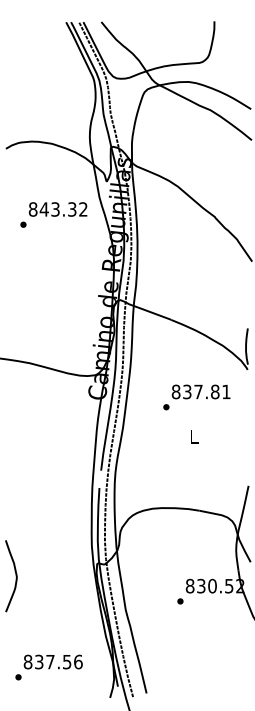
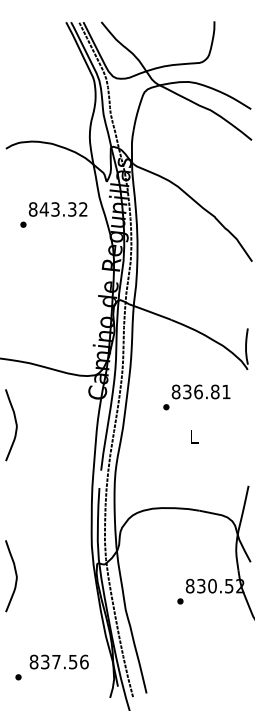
text: 837.81 -> 836.81 (198, 391)
curve: none -> present (15, 425)
text position: (52, 661) -> (58, 661) (58, 661)
